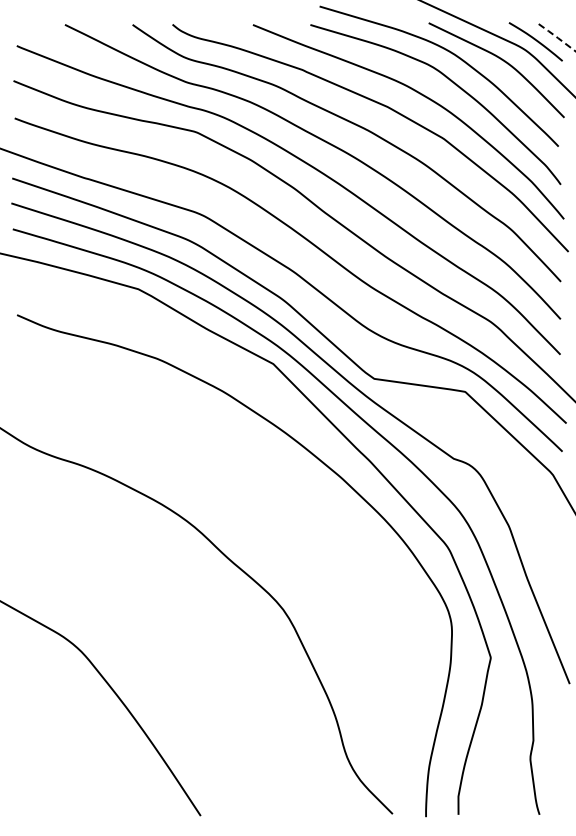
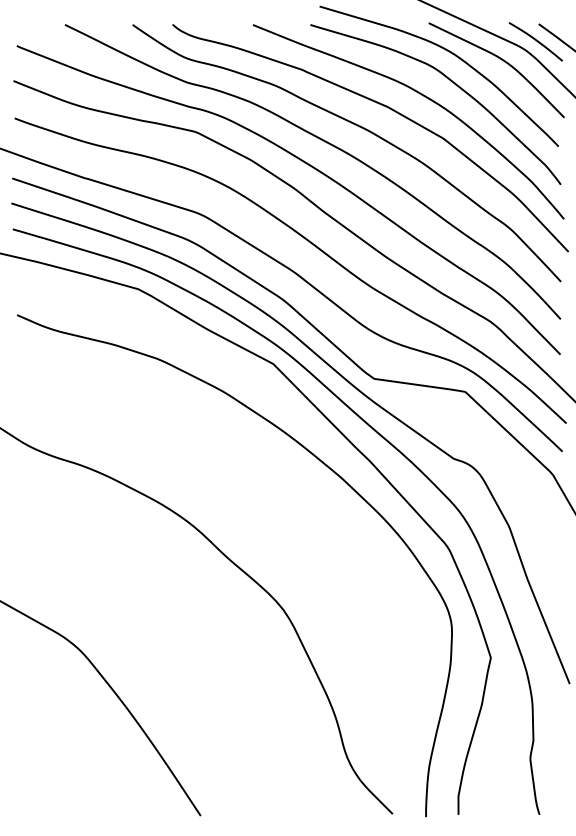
line: dashed -> solid (557, 37)
